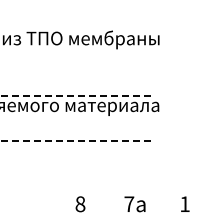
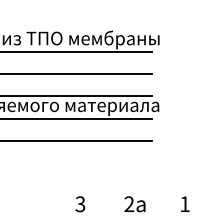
line: none -> present (77, 51)
line: none -> present (77, 74)
line: dashed -> solid (76, 96)
line: none -> present (77, 118)
line: dashed -> solid (76, 140)
text: 7 -> 2 (129, 203)
text: 8 -> 3 (80, 204)
